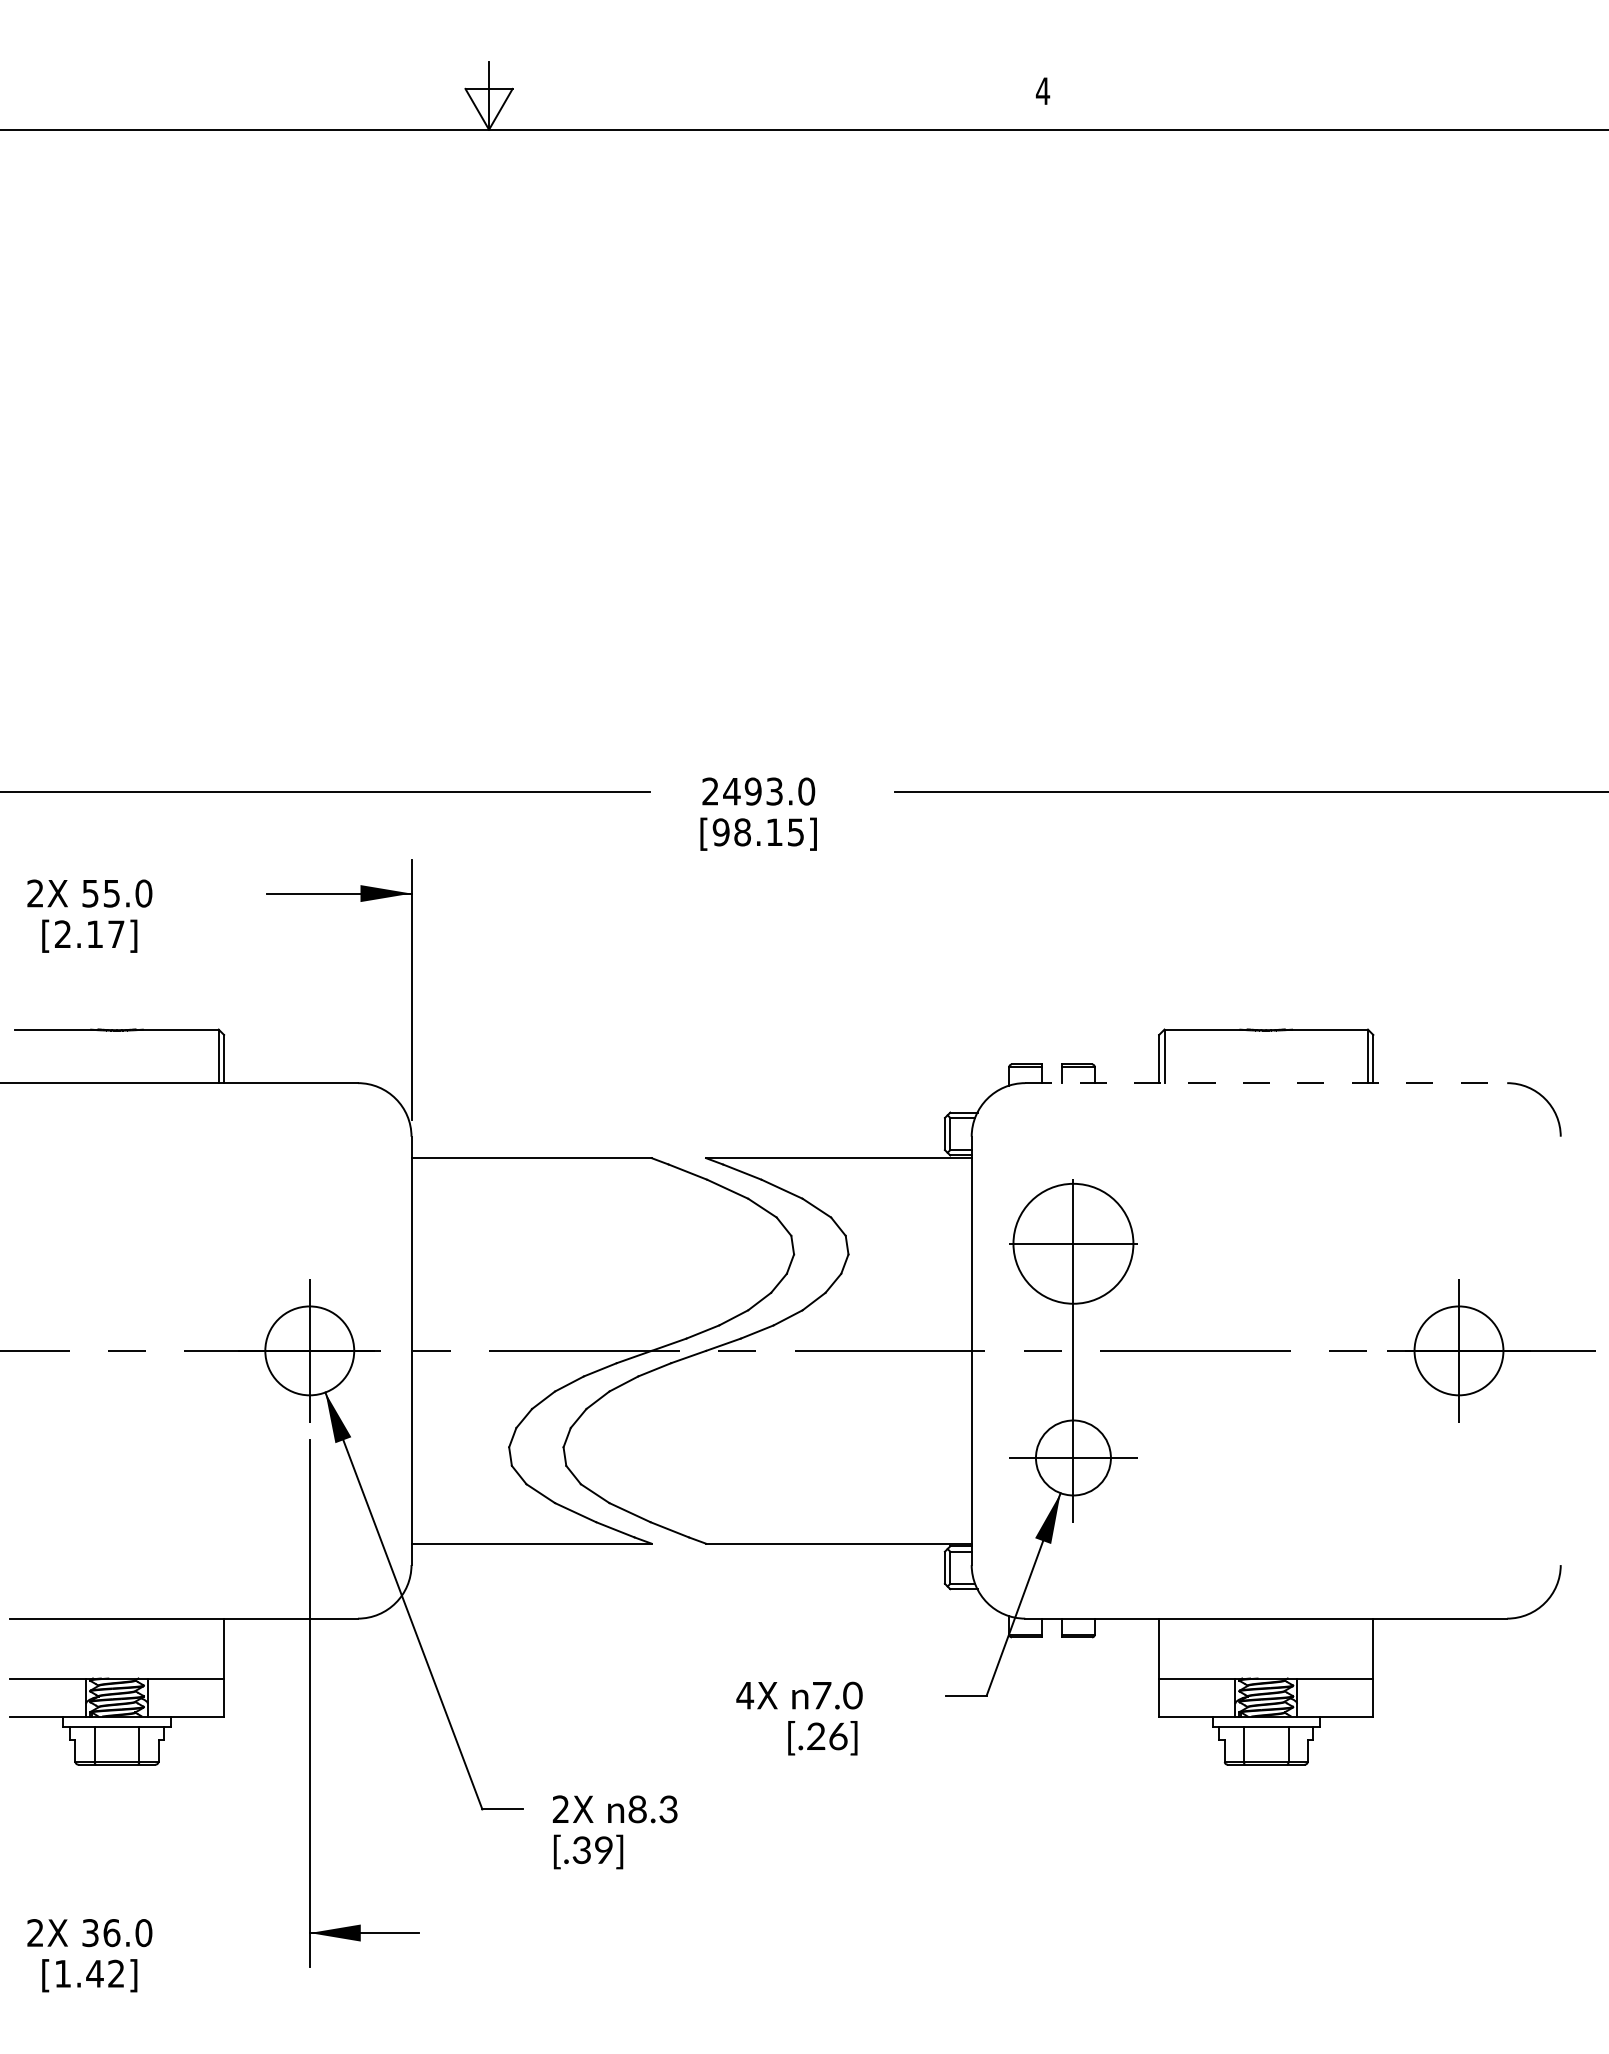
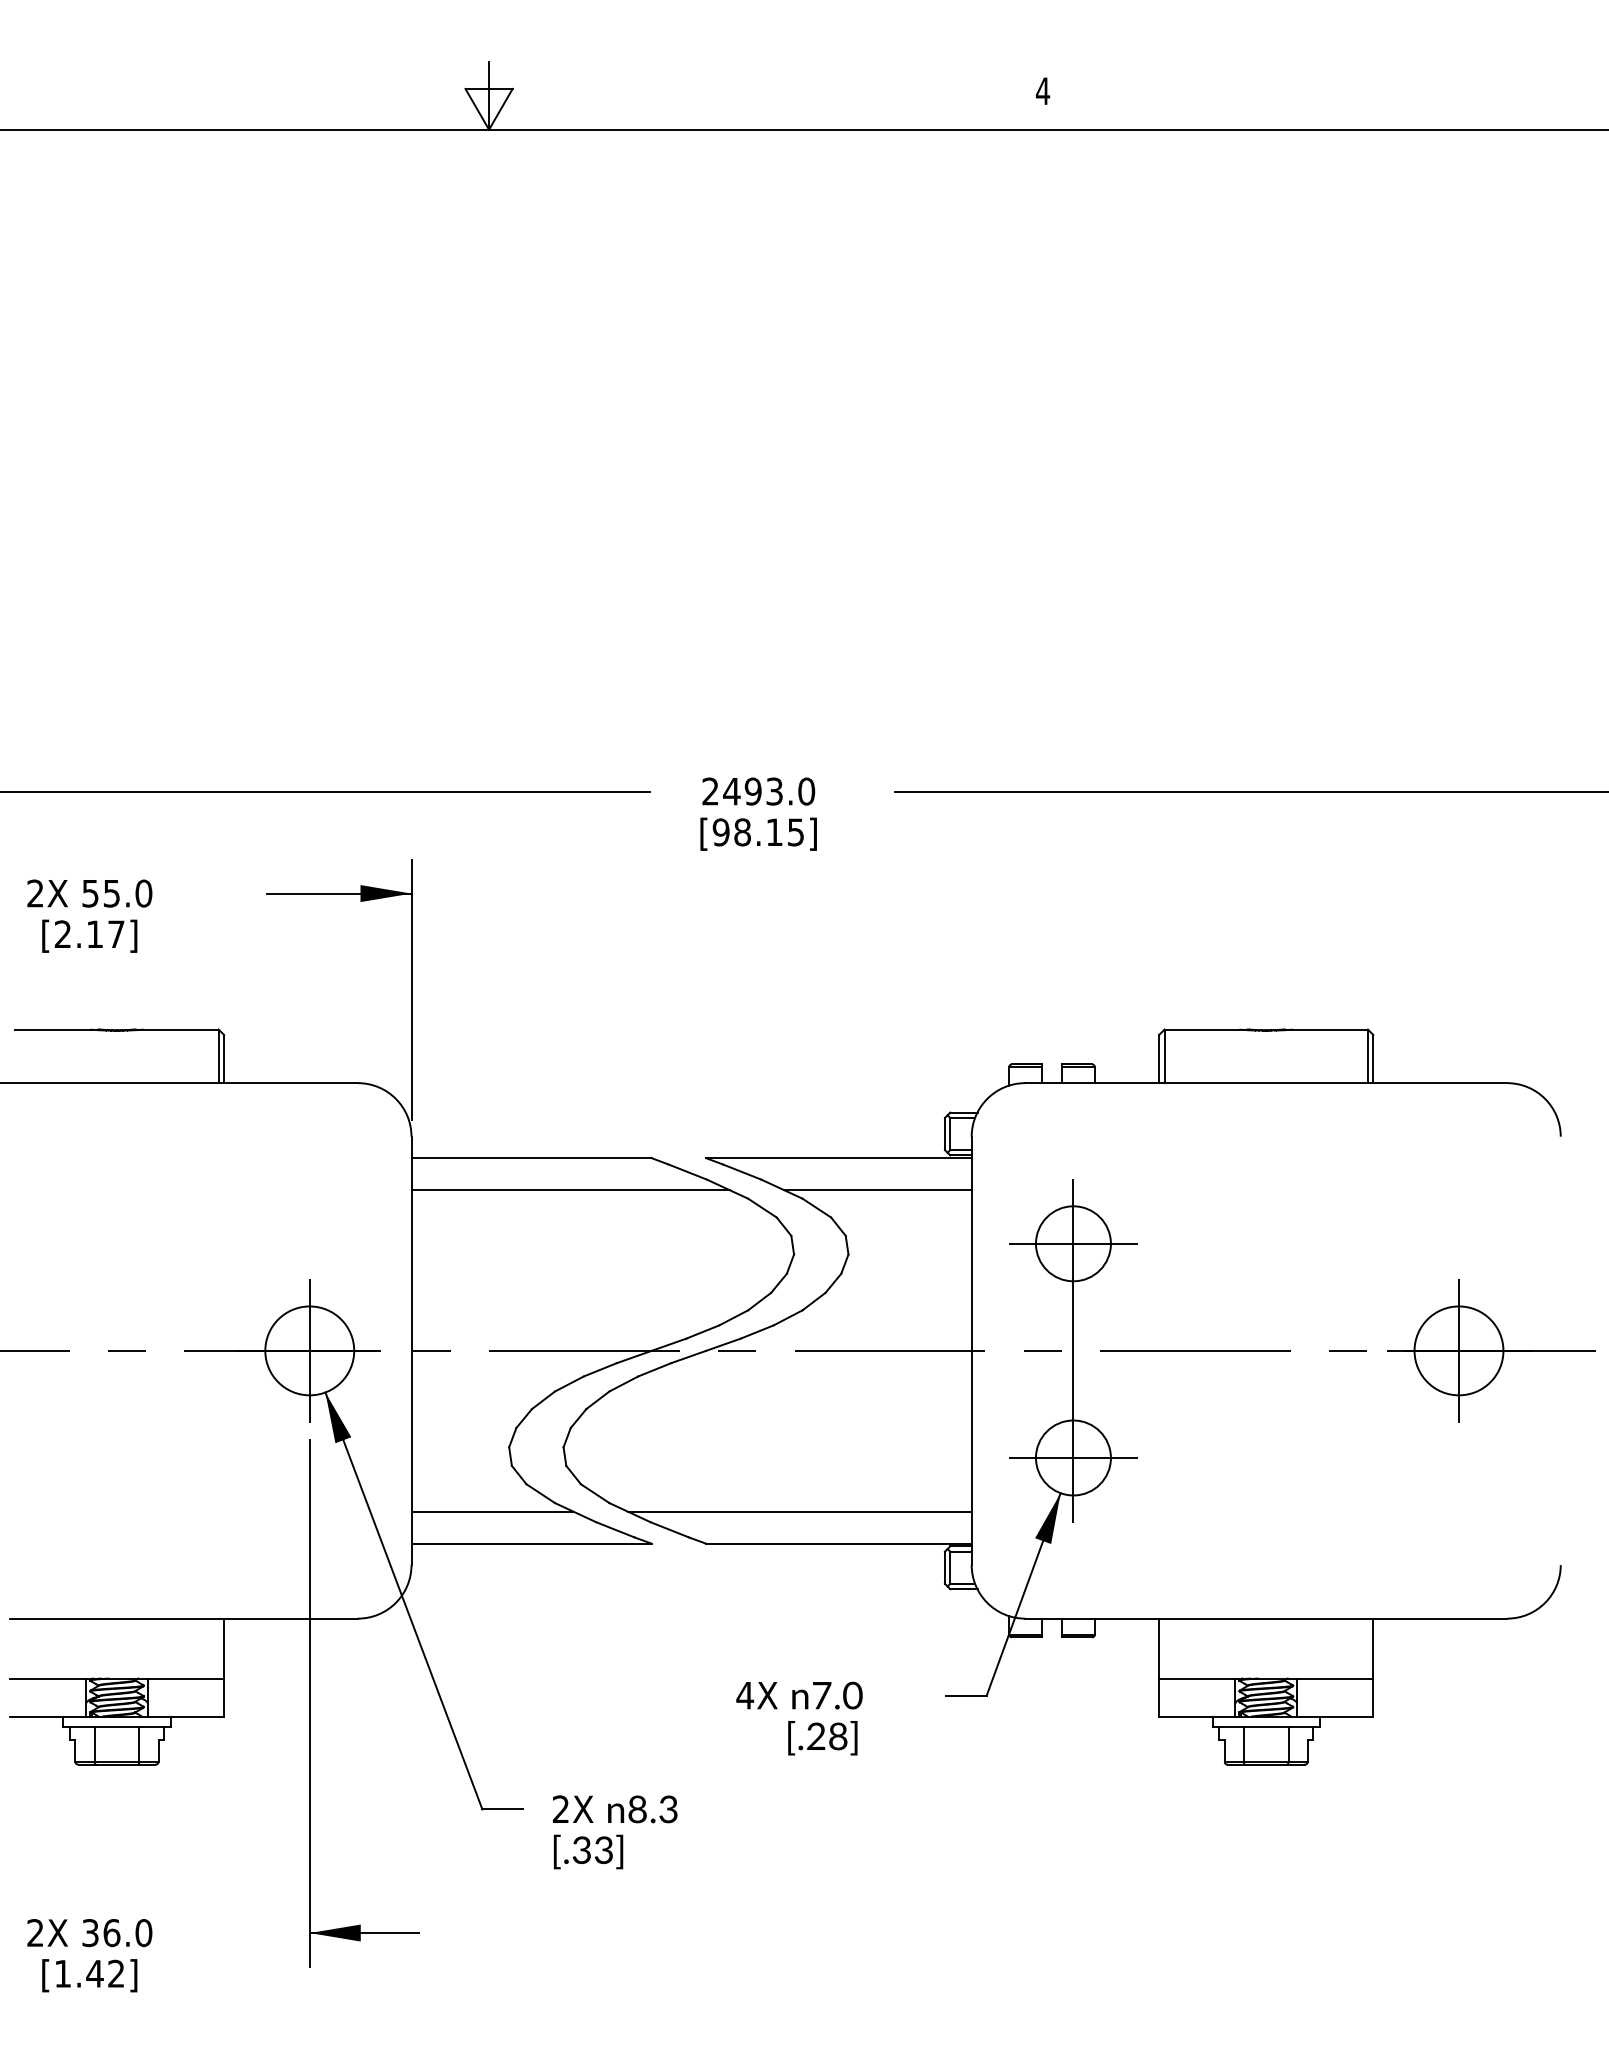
line: dashed -> solid (1266, 1083)
line: none -> present (570, 1190)
line: none -> present (877, 1190)
circle diameter: 120 px -> 75 px (1072, 1243)
line: none -> present (492, 1511)
line: none -> present (799, 1511)
text: [.26] -> [.28] (838, 1735)
text: [.39] -> [.33] (603, 1850)
